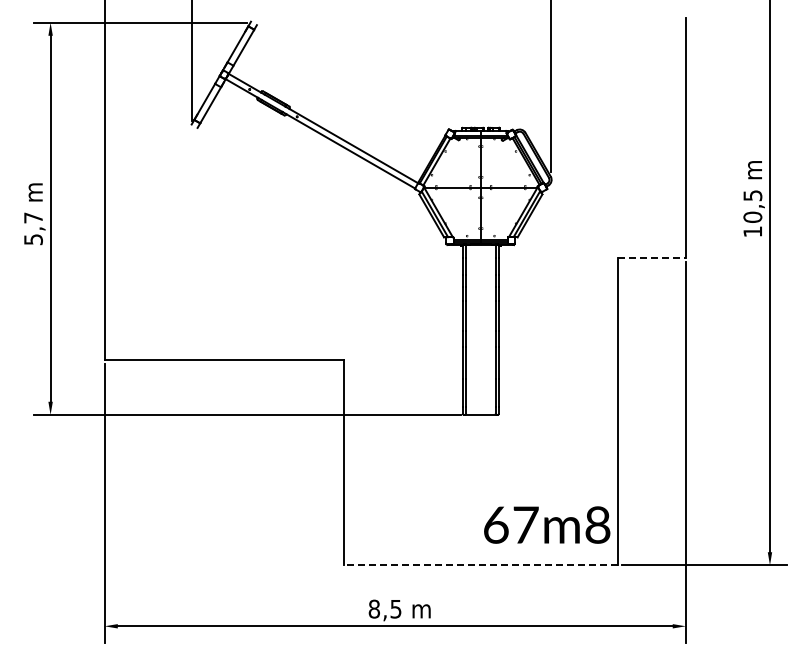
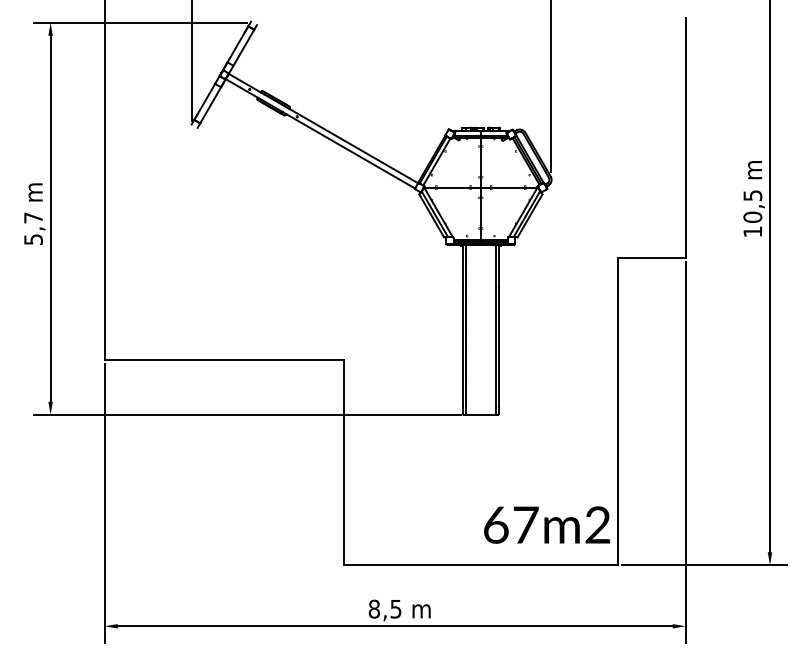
line: dashed -> solid (652, 257)
text: 67m8 -> 67m2 (597, 525)
line: dashed -> solid (480, 565)
